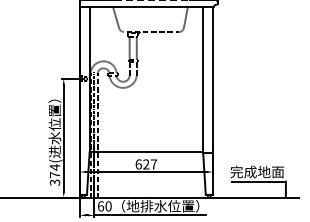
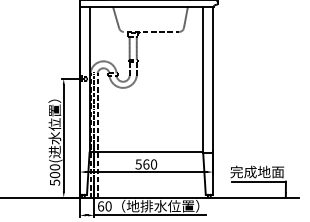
line: dashed -> solid (152, 0)
text: 627 -> 560 (146, 164)
text: 374( -> 500( (54, 174)
